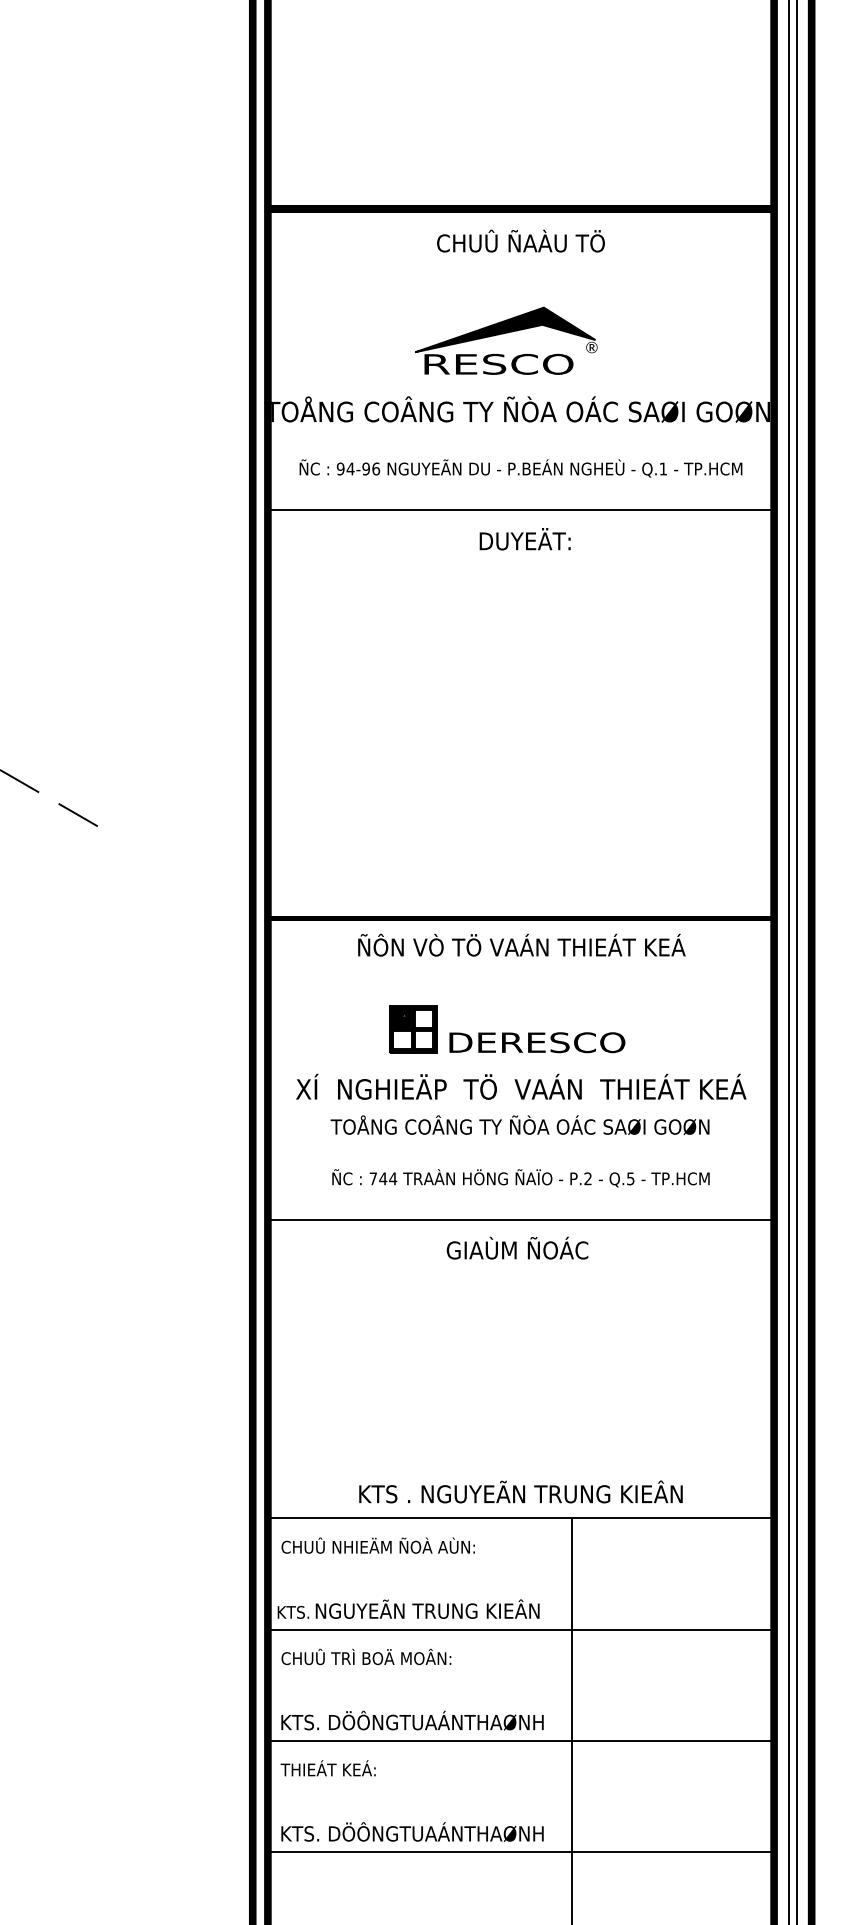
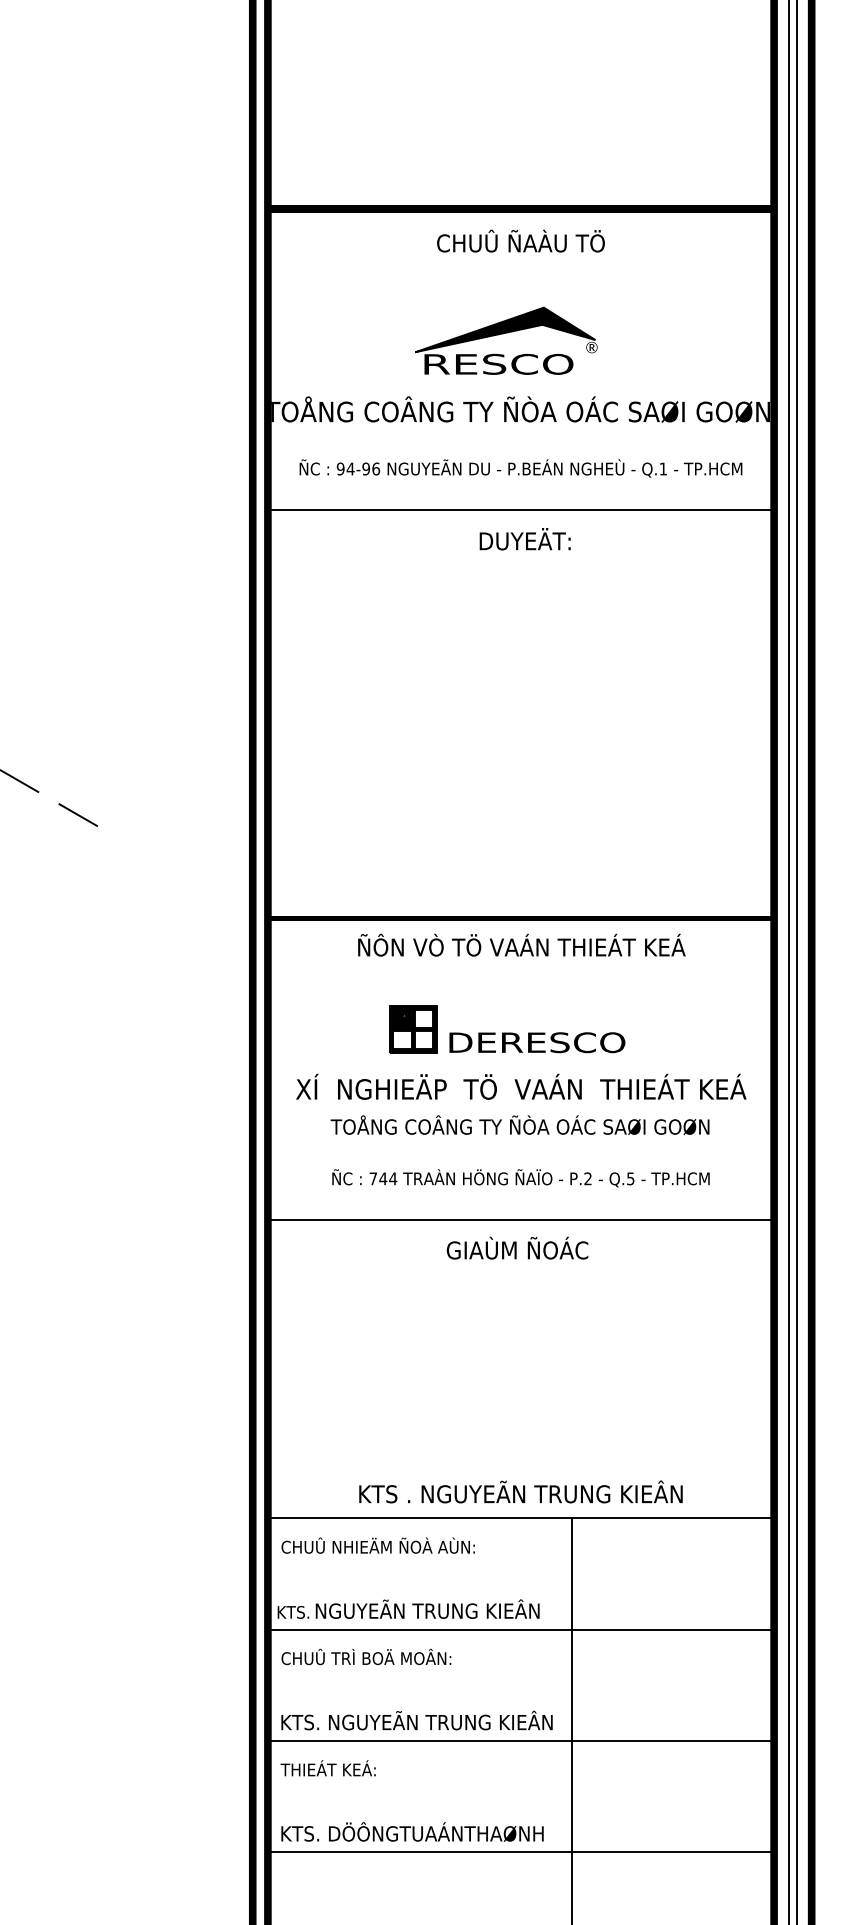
text: KTS. DÖÔNGTUAÁNTHAØNH -> KTS. NGUYEÃN TRUNG KIEÂN (441, 1720)
